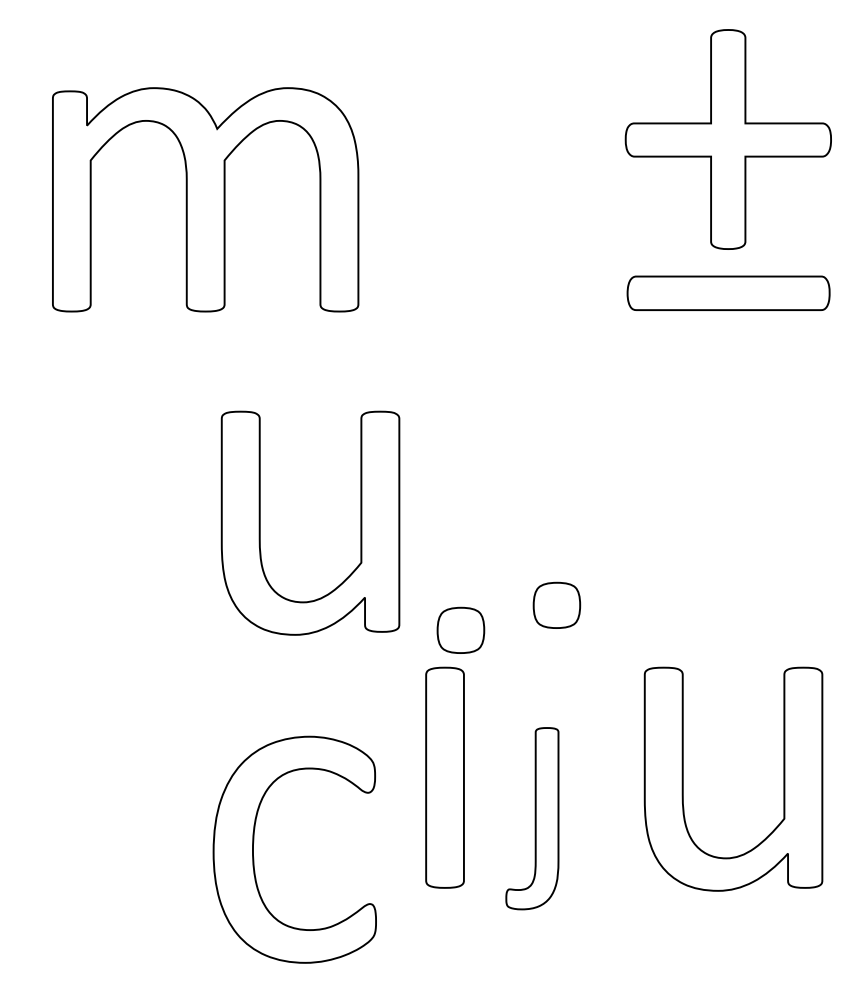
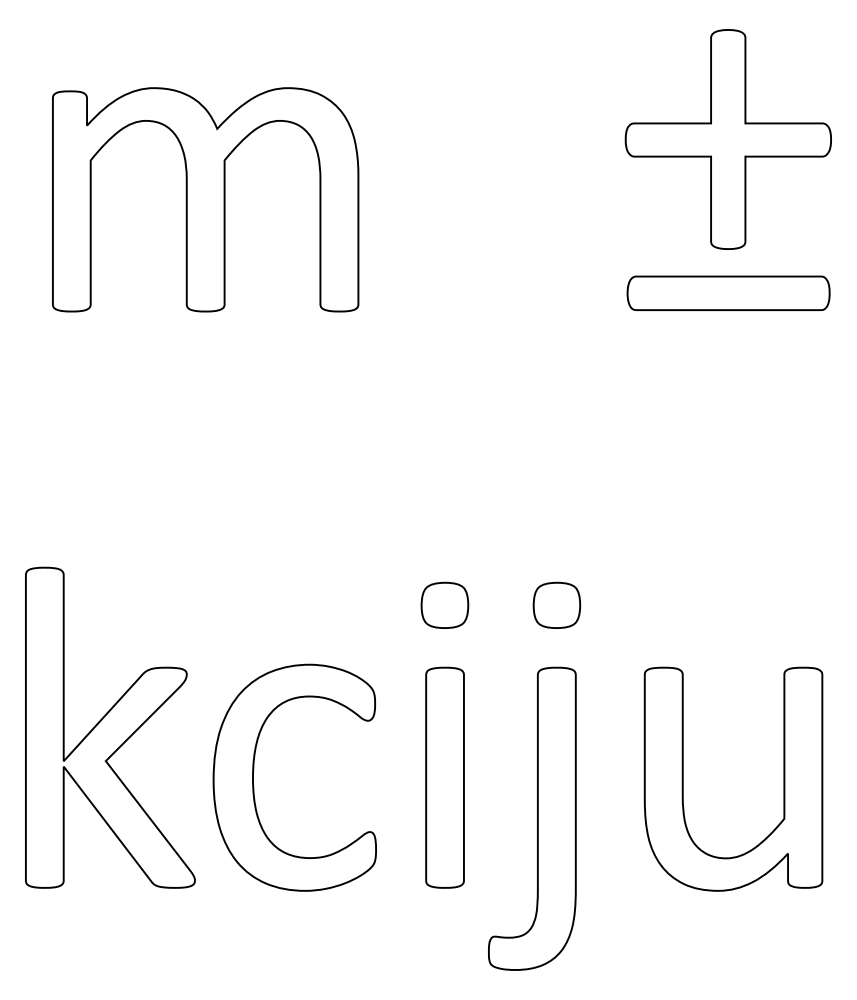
part: present -> none (260, 522)
part position: (460, 629) -> (444, 604) (444, 604)
part: none -> present (110, 727)
part size: 55x184 px -> 89x305 px (532, 818)
part position: (254, 842) -> (254, 770) (254, 770)
